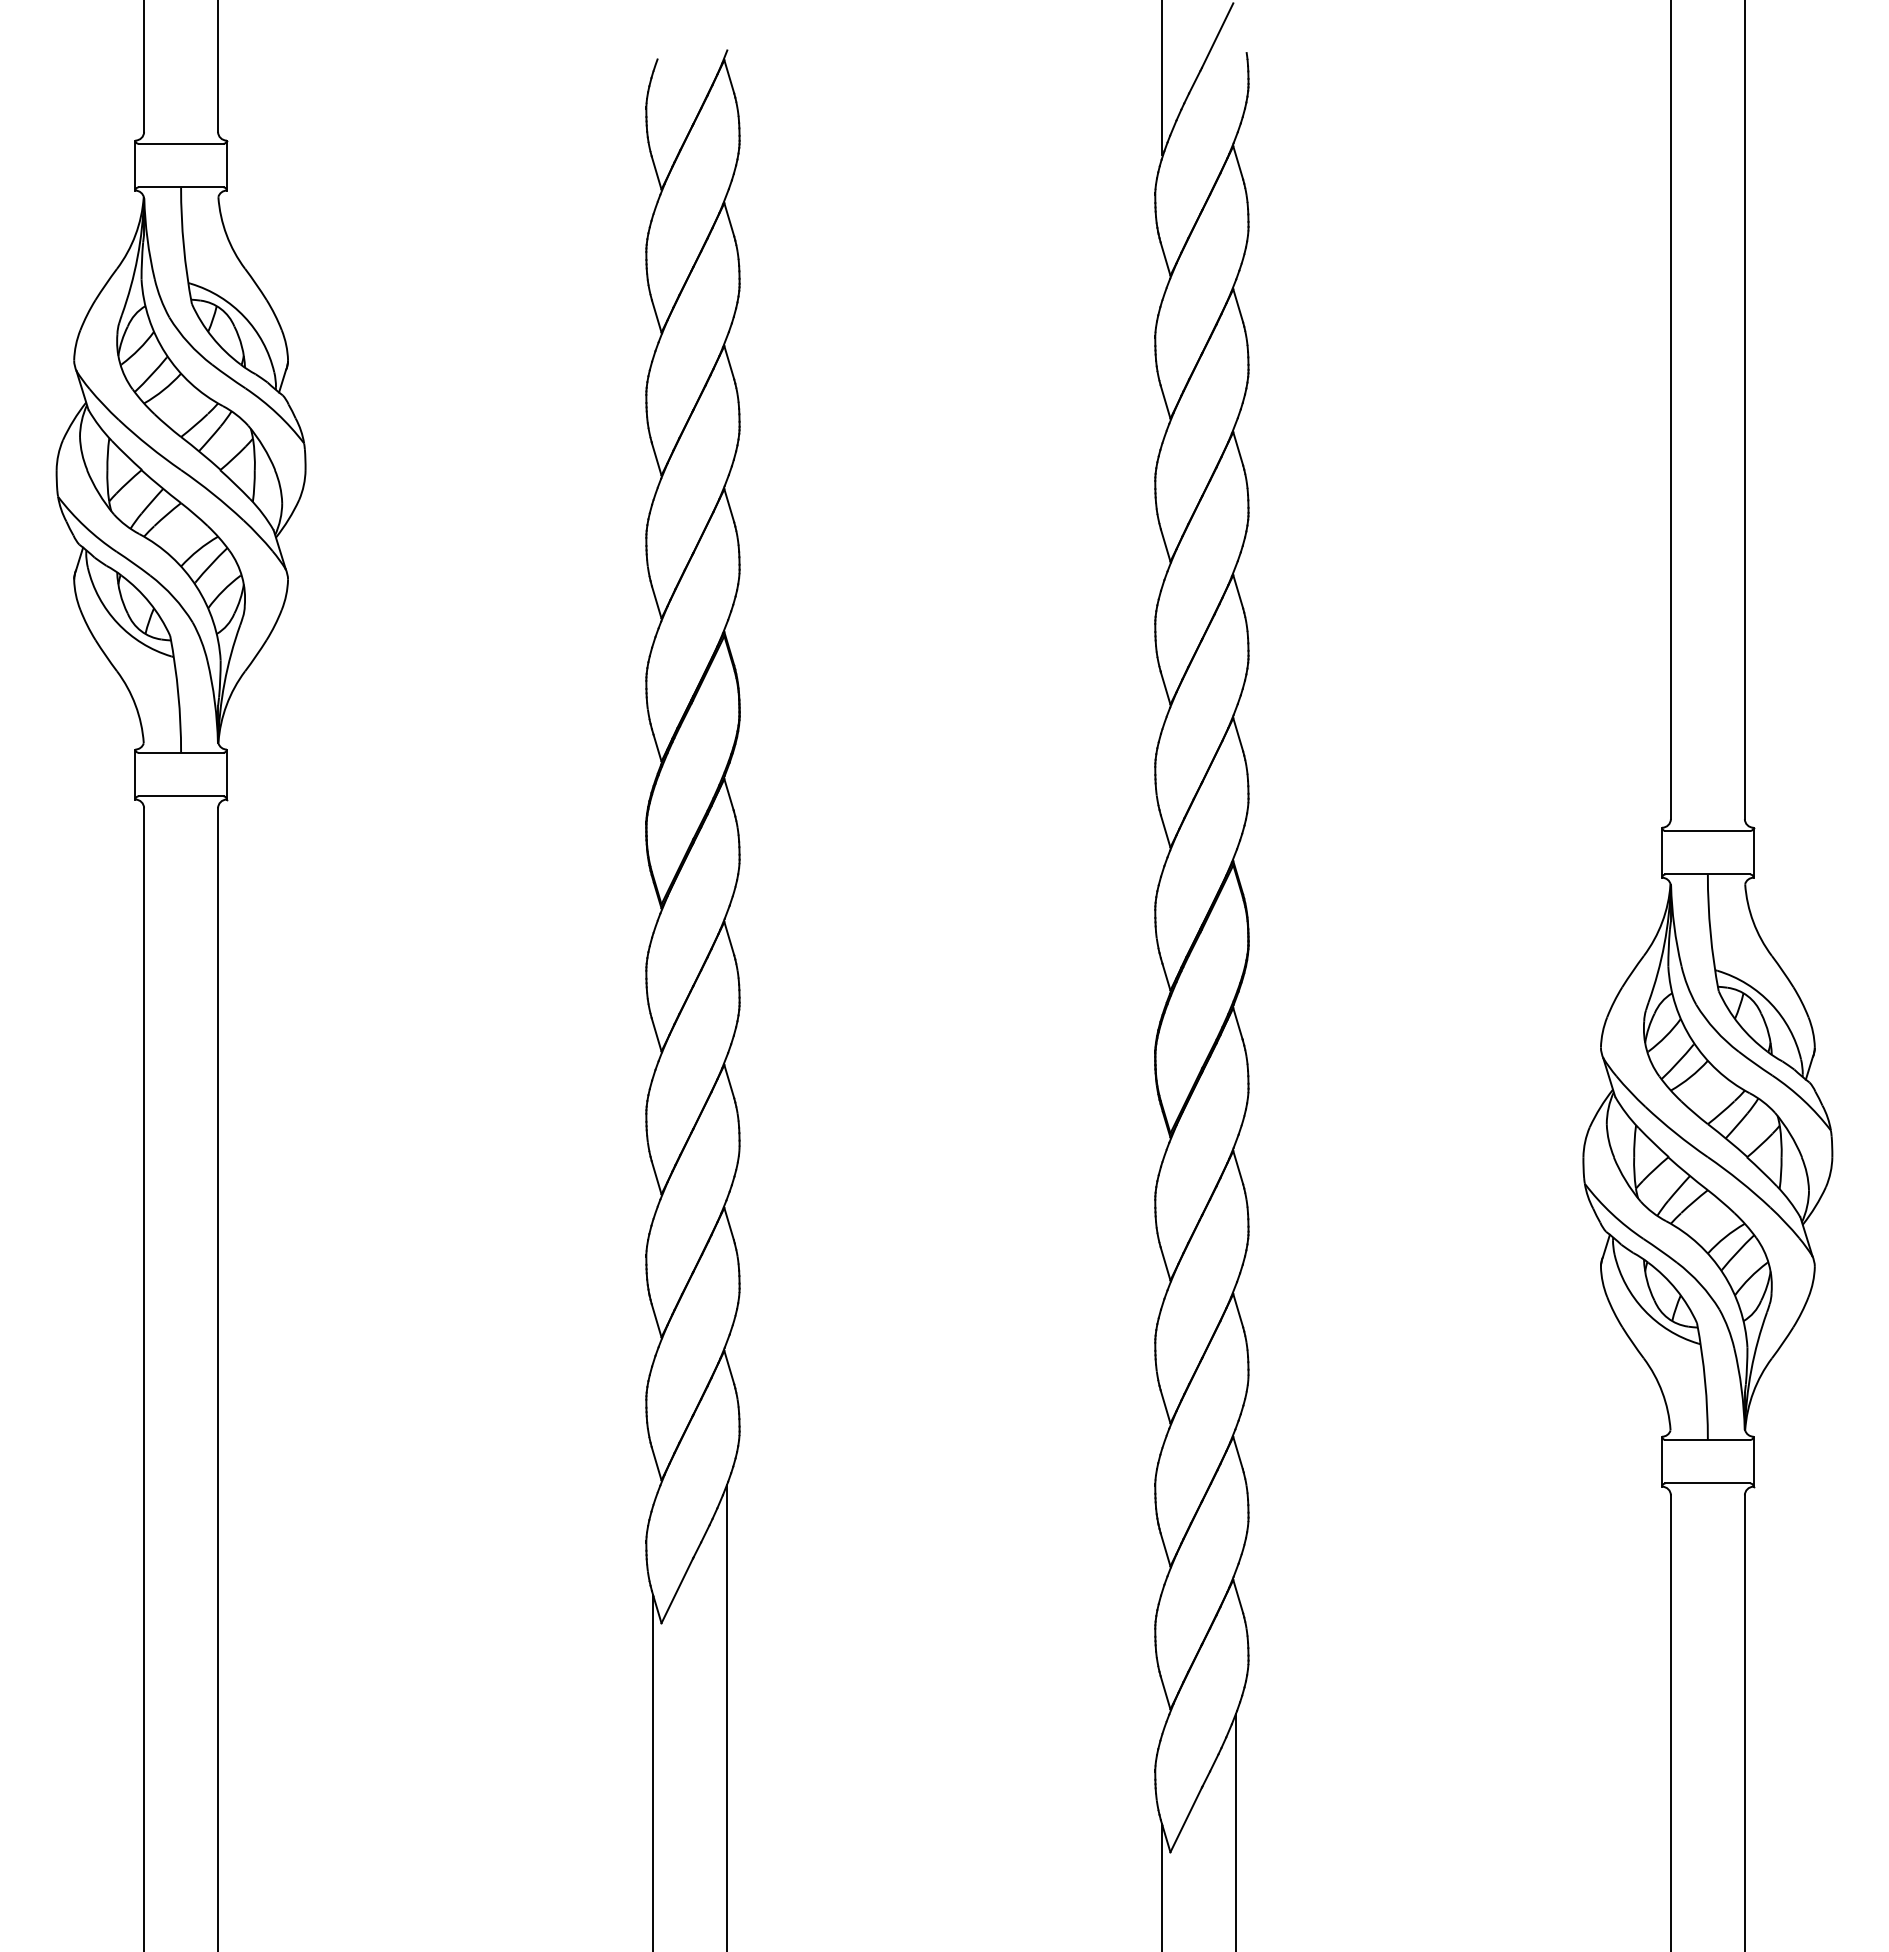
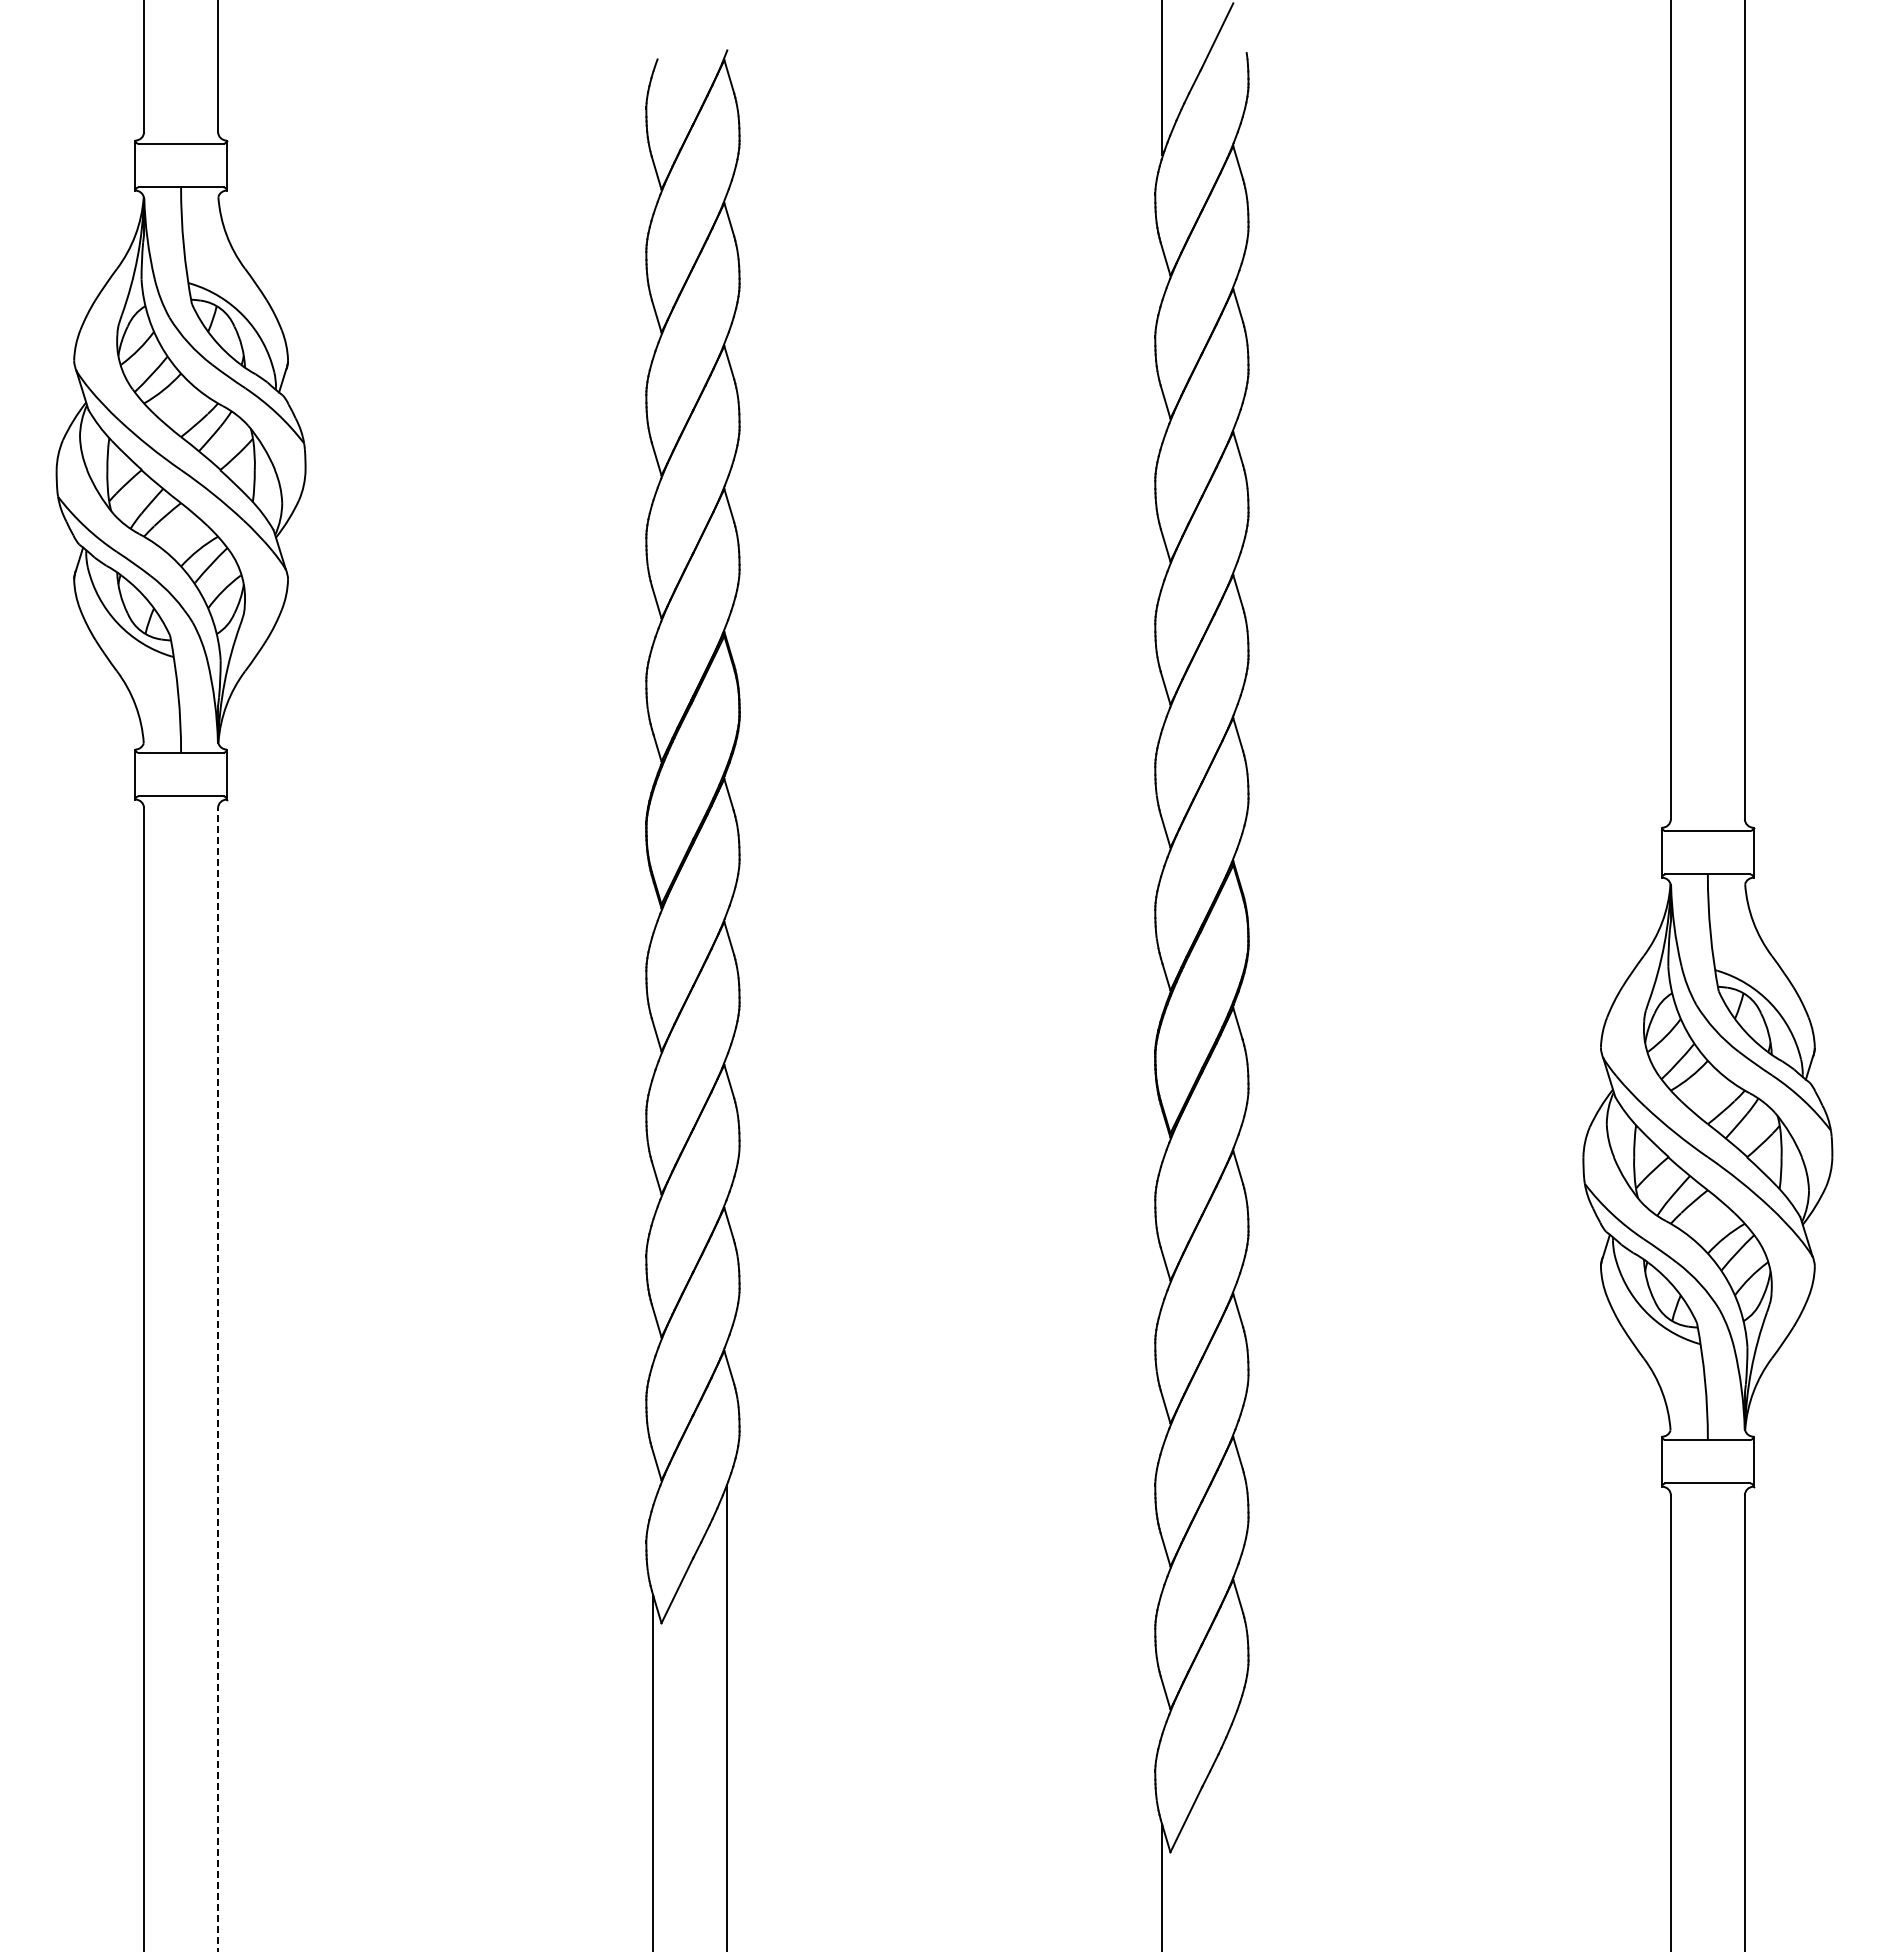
line: solid -> dashed (218, 1379)
line: present -> none (1235, 1830)
